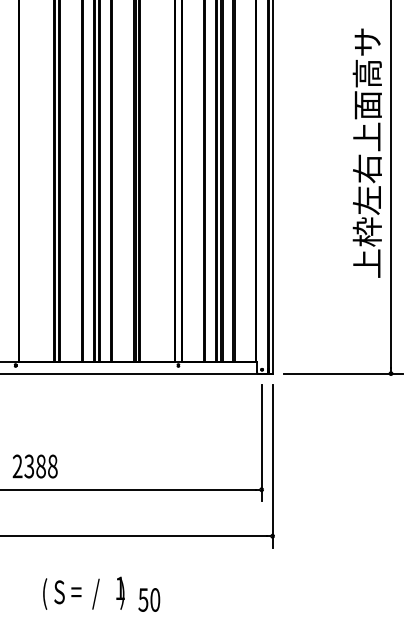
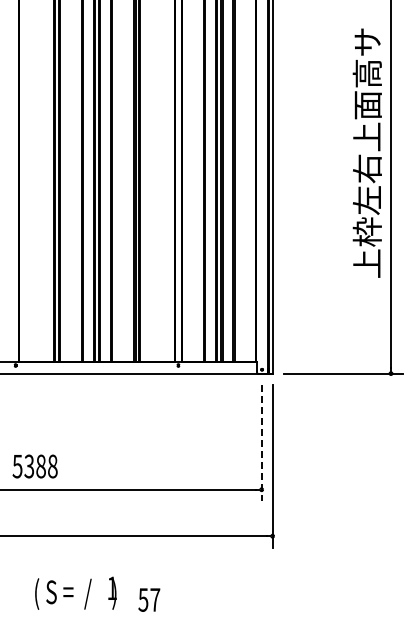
line: solid -> dashed (261, 443)
text: 2388 -> 5388 (17, 466)
text position: (83, 592) -> (75, 592) (75, 592)
text: 50 -> 57 (155, 599)
